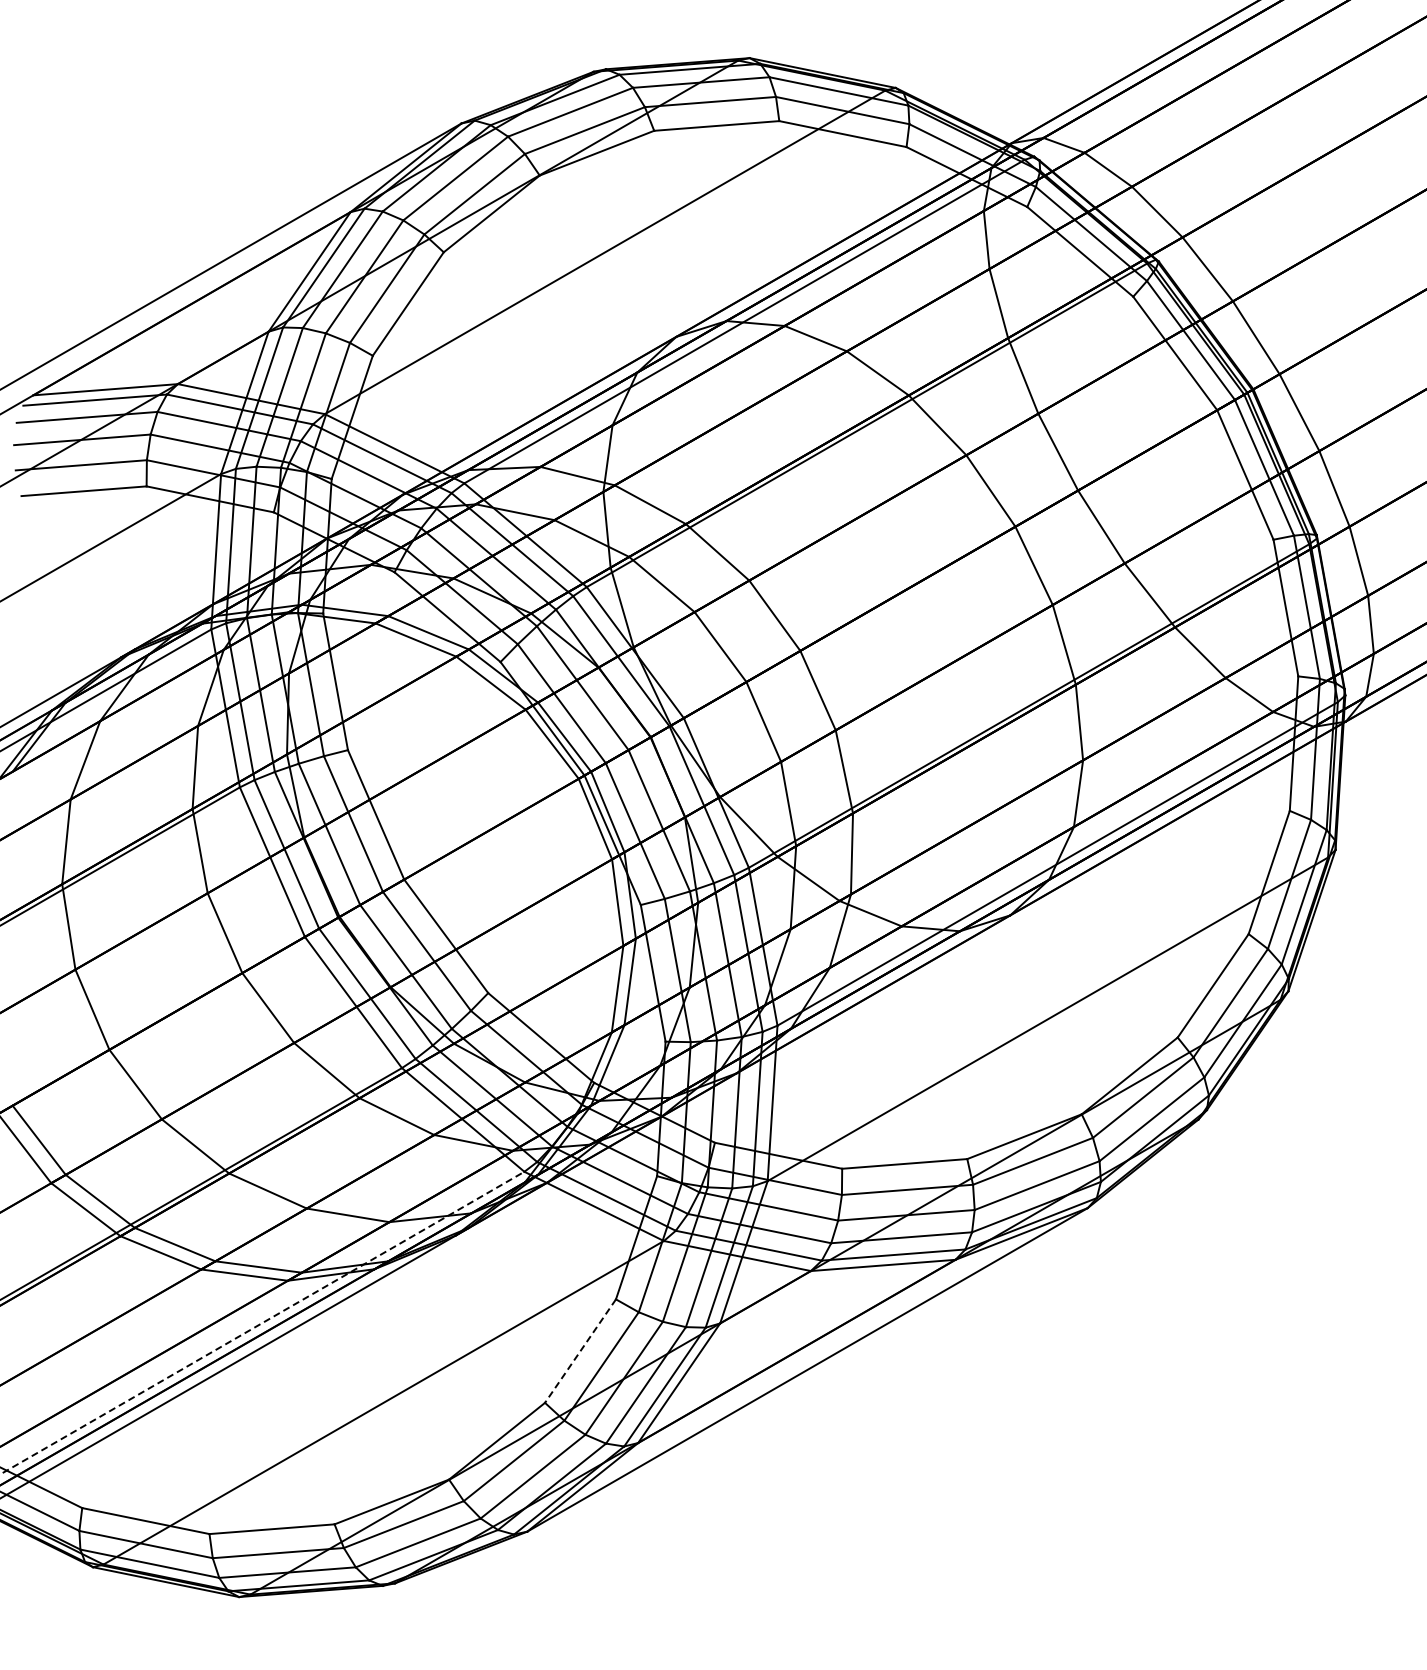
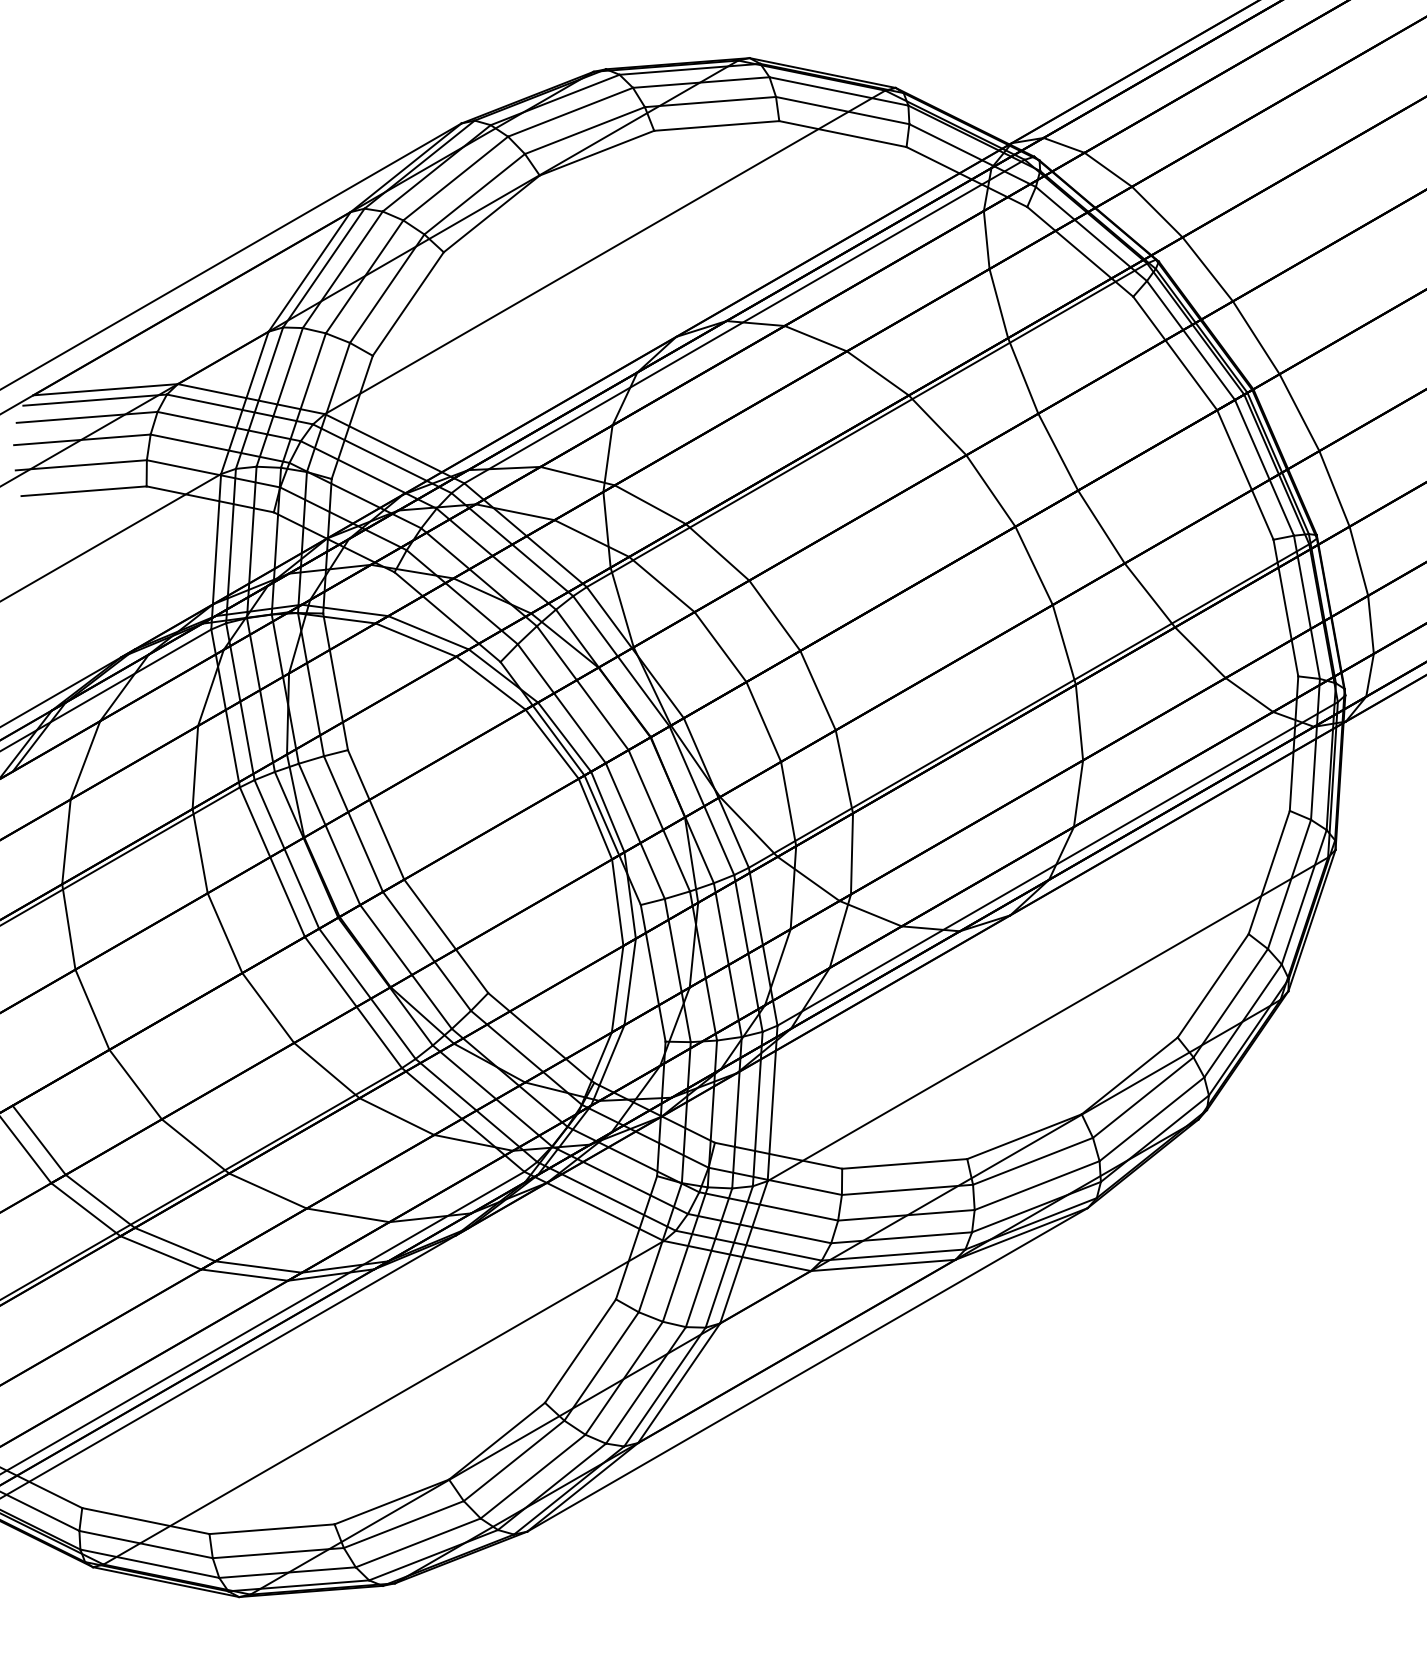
line: dashed -> solid (262, 1323)
line: dashed -> solid (580, 1351)
